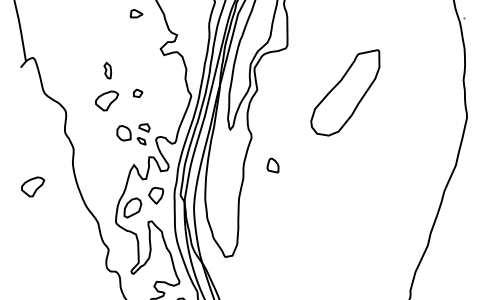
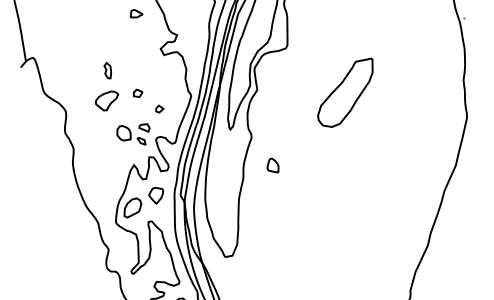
part size: 71x88 px -> 57x71 px (345, 92)
part: none -> present (159, 108)
part: present -> none (33, 186)
